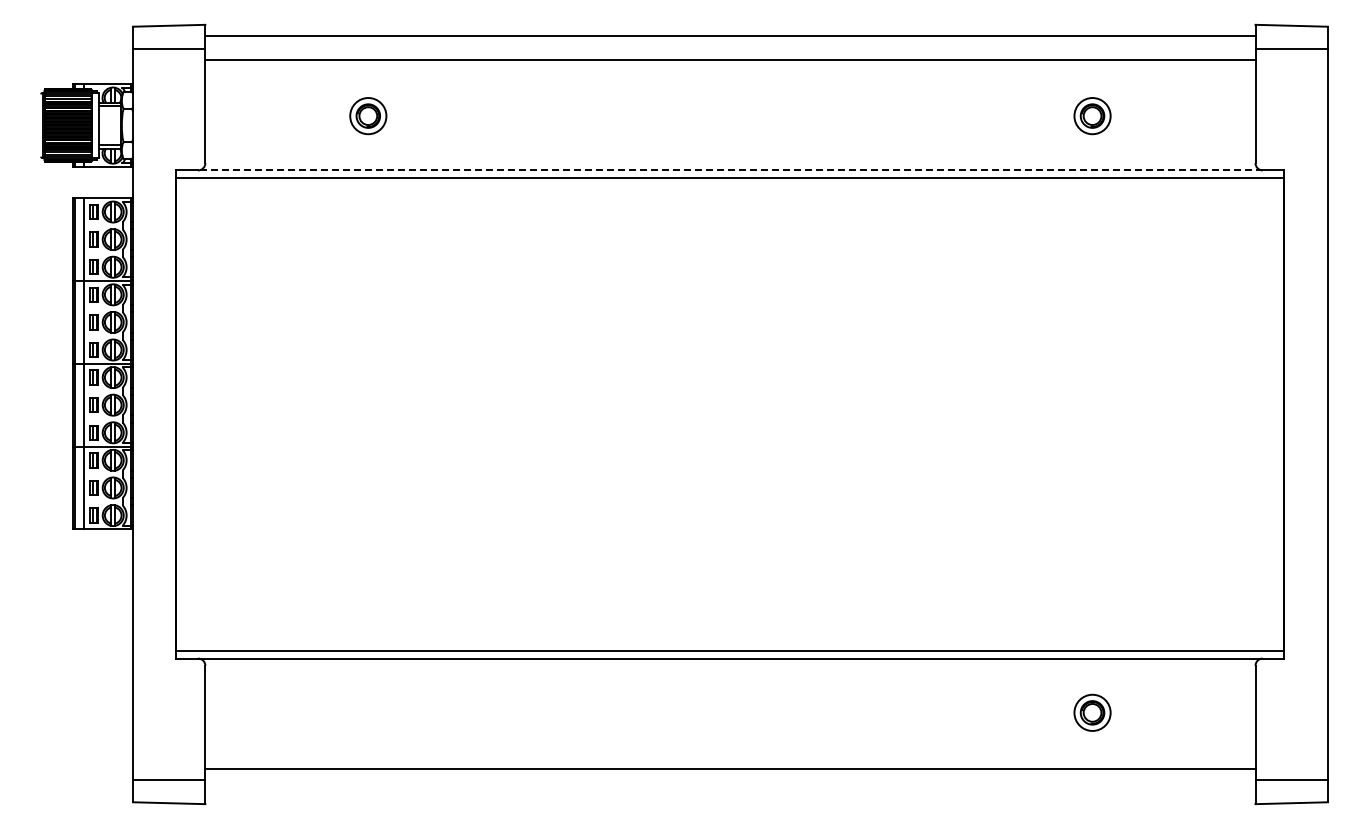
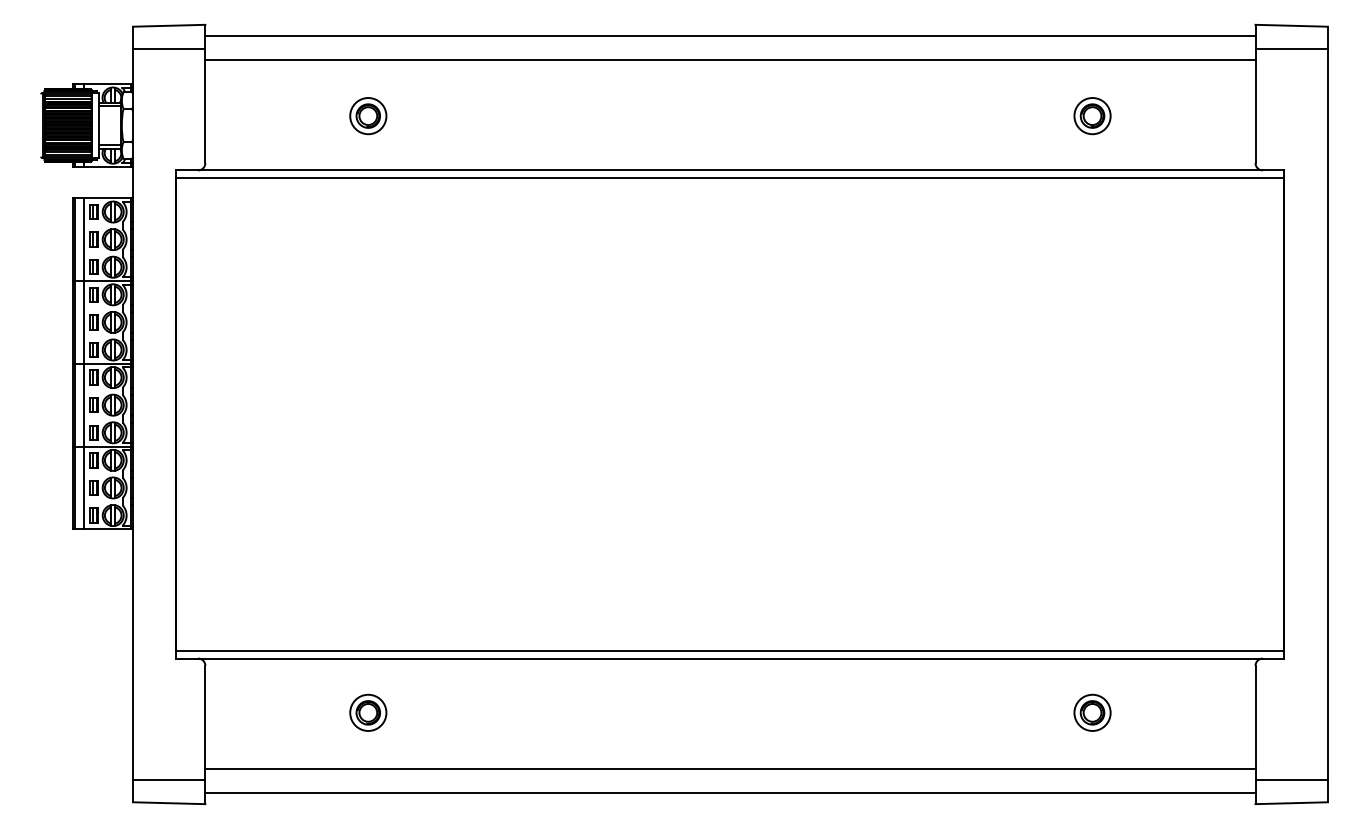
line: dashed -> solid (729, 170)
part: none -> present (368, 712)
line: none -> present (730, 792)
